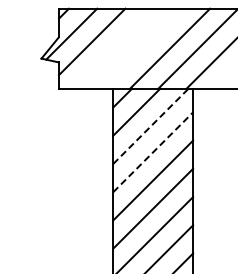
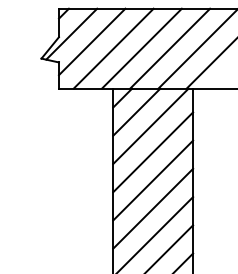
line: none -> present (113, 48)
line: none -> present (141, 48)
line: dashed -> solid (151, 125)
line: dashed -> solid (153, 151)
